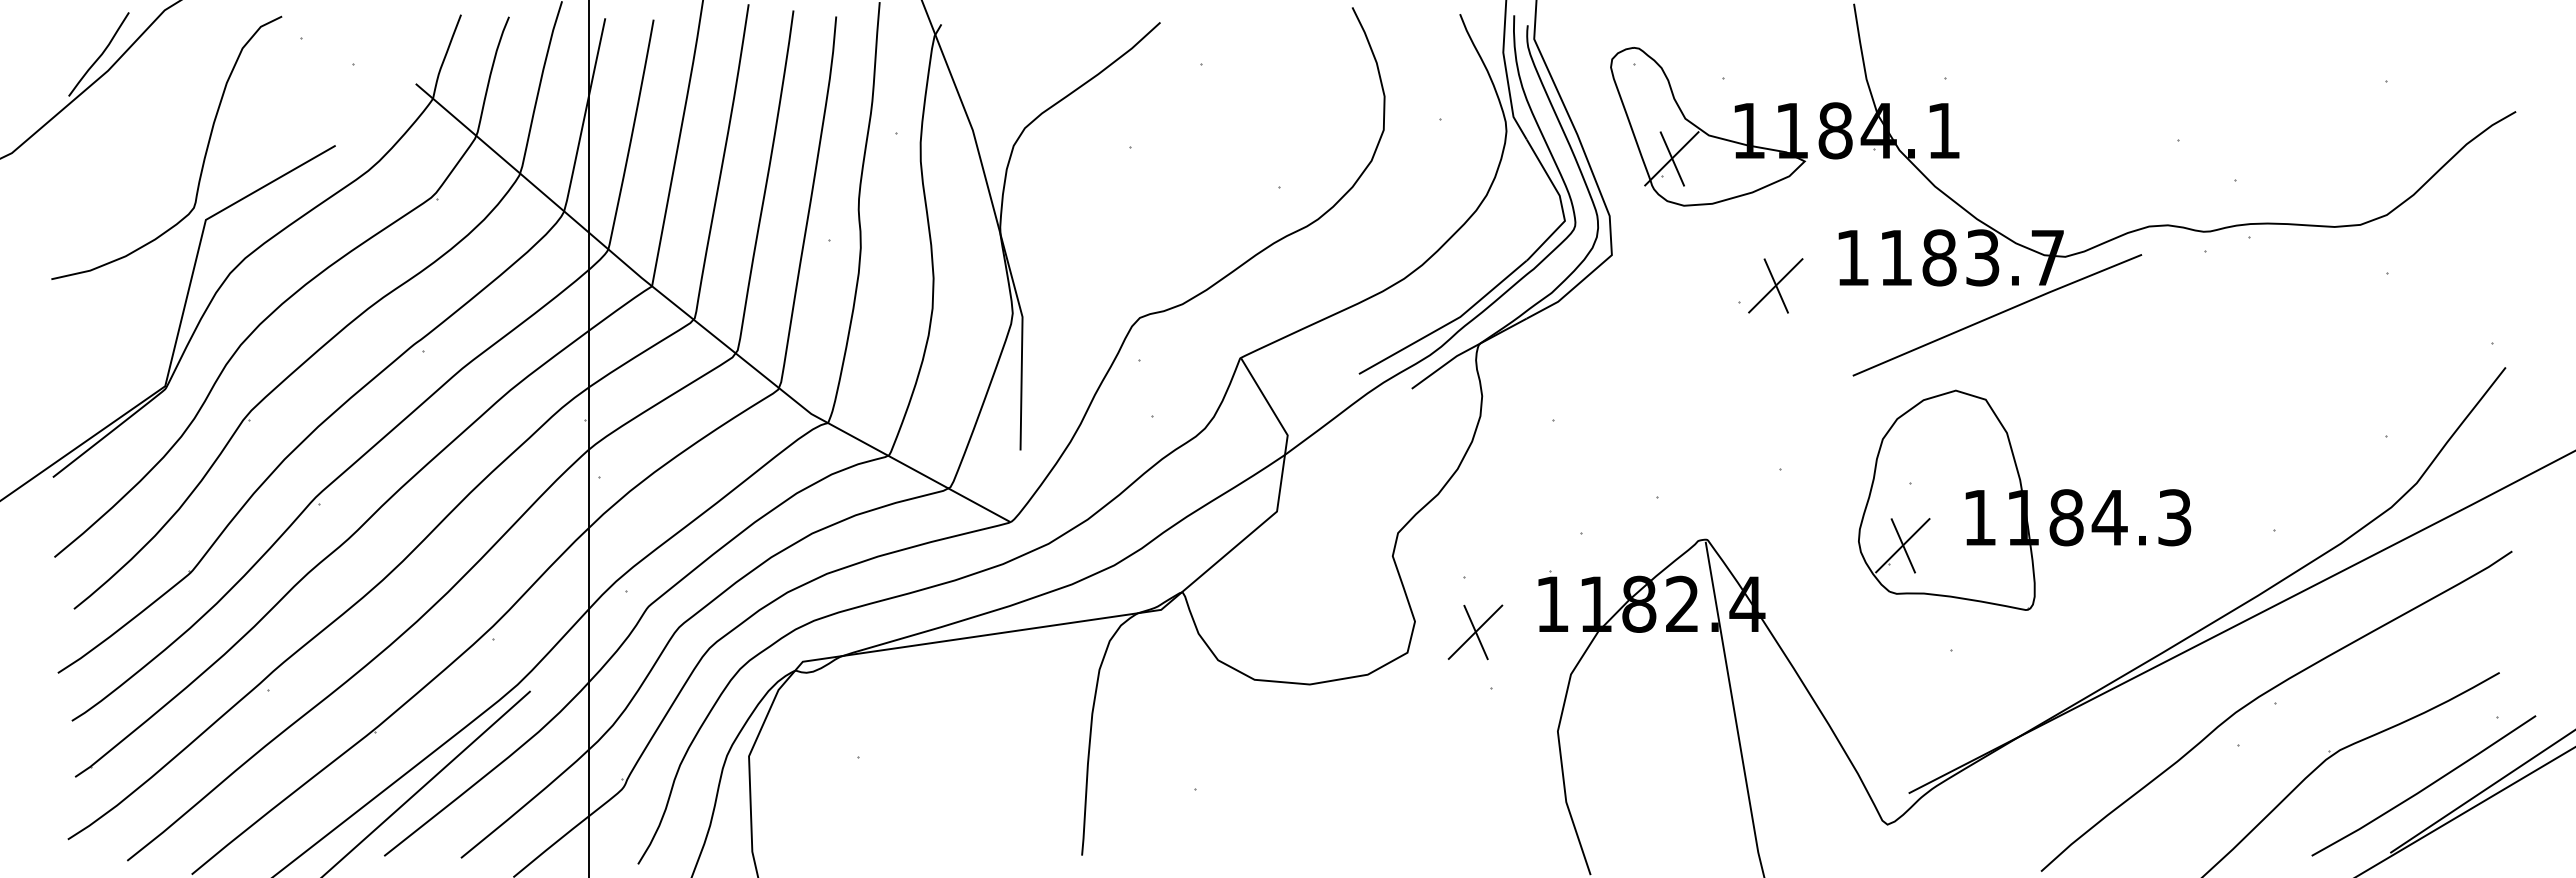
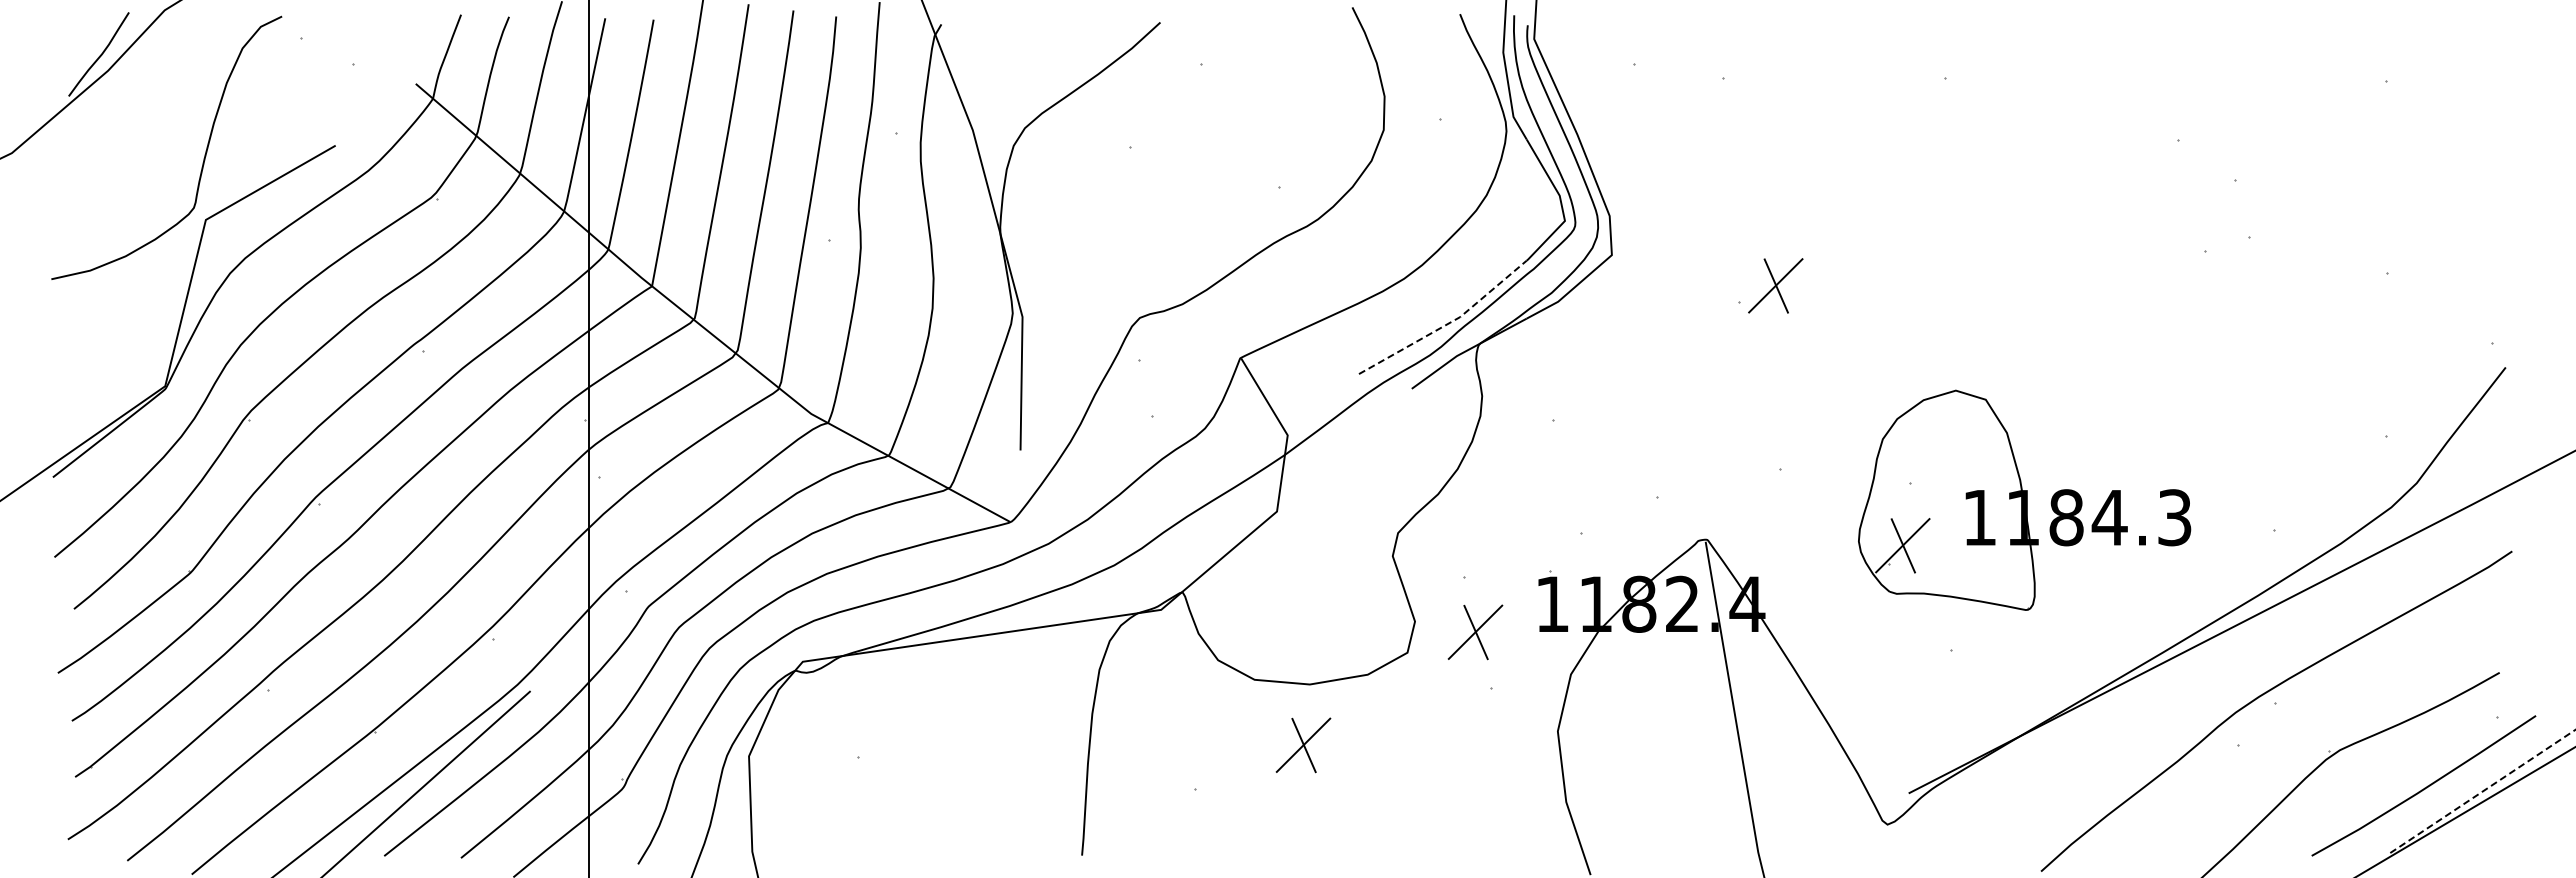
part: present -> none (2063, 230)
line: solid -> dashed (1448, 323)
part: none -> present (1303, 745)
line: solid -> dashed (2483, 791)
